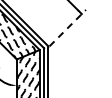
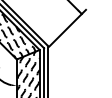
line: dashed -> solid (67, 28)
